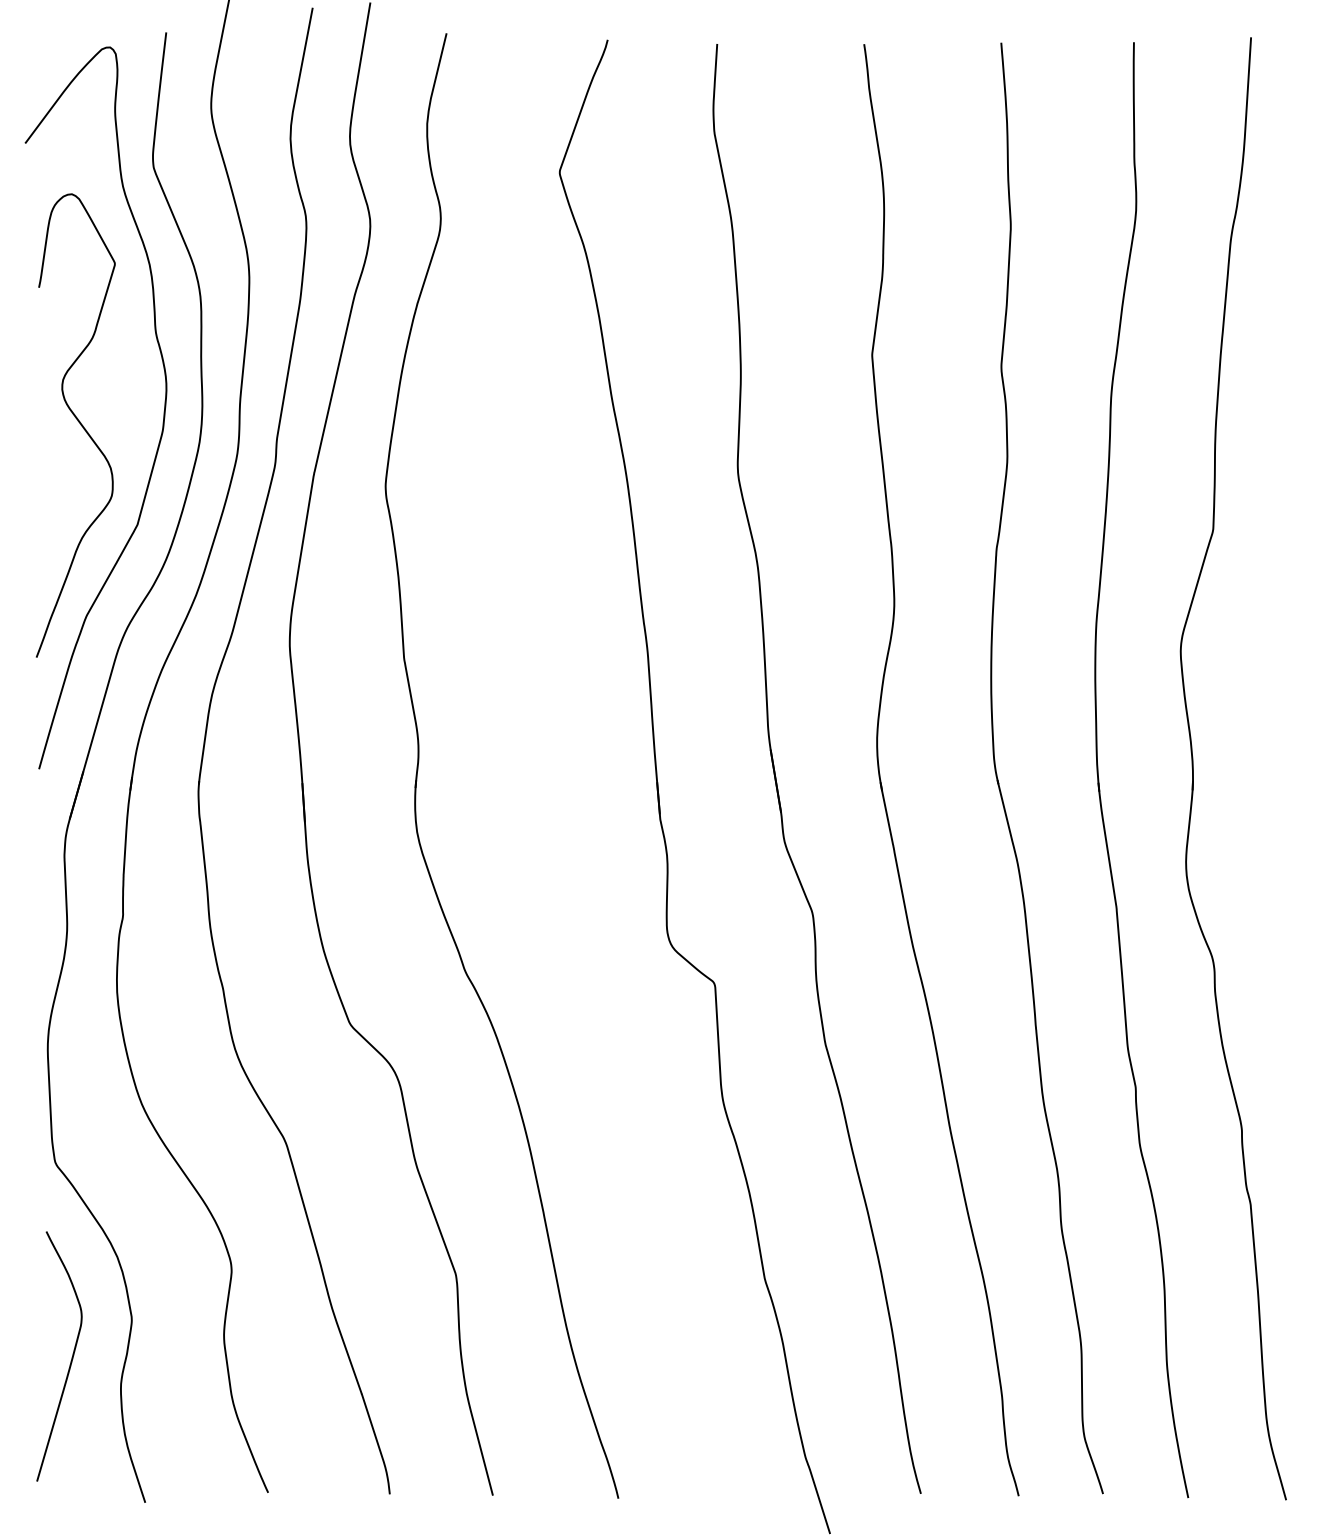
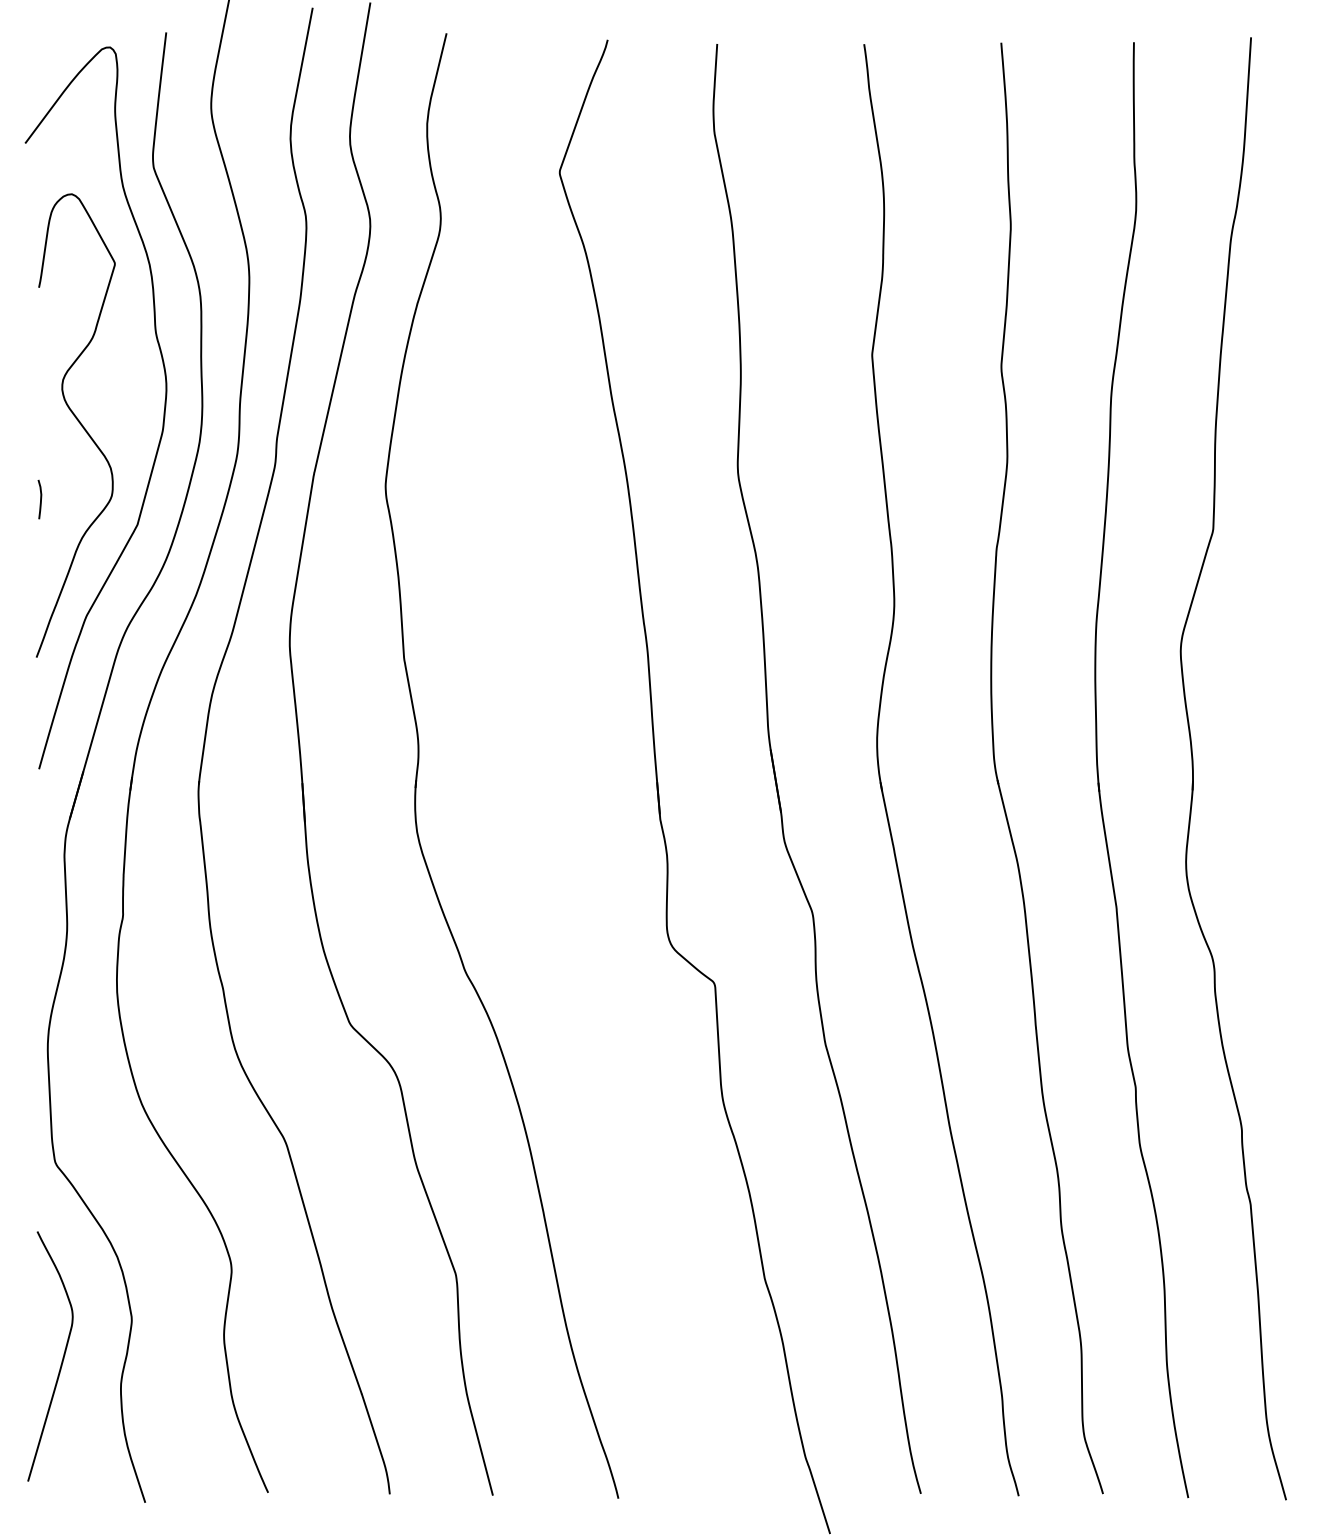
curve: none -> present (40, 499)
curve position: (71, 1357) -> (62, 1357) (62, 1357)
